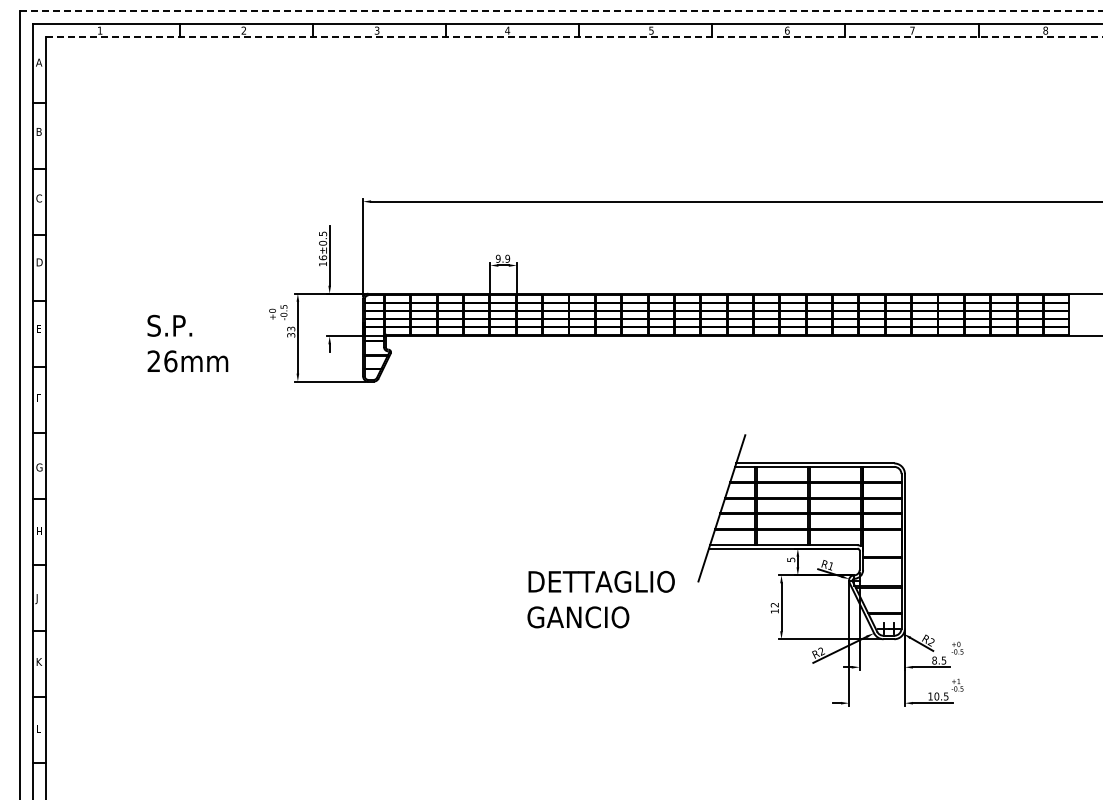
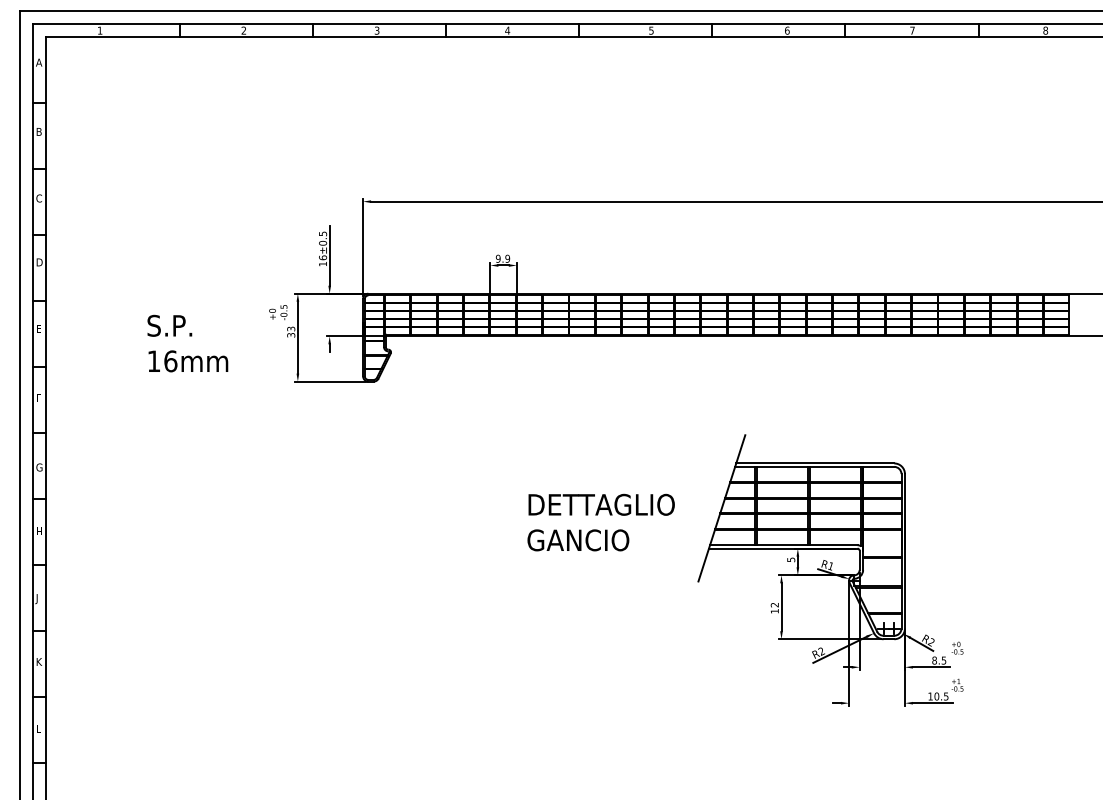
line: dashed -> solid (561, 10)
line: dashed -> solid (575, 37)
text: 26mm -> 16mm (153, 360)
text position: (600, 599) -> (600, 522) (600, 522)
